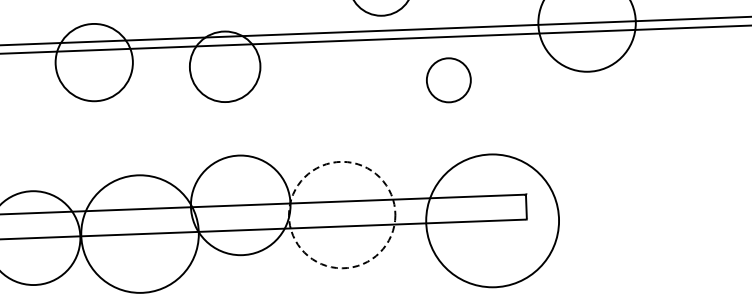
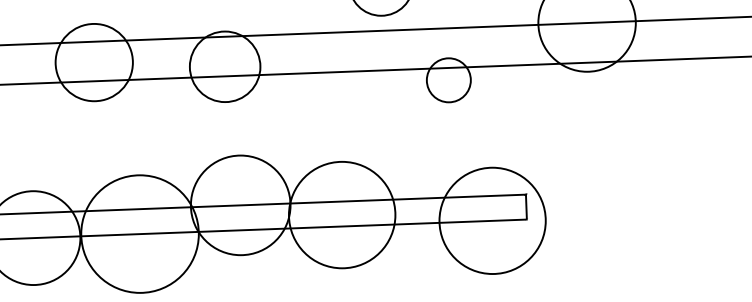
line position: (375, 39) -> (375, 70) (375, 70)
circle: dashed -> solid (341, 214)
circle diameter: 133 px -> 106 px (492, 220)
